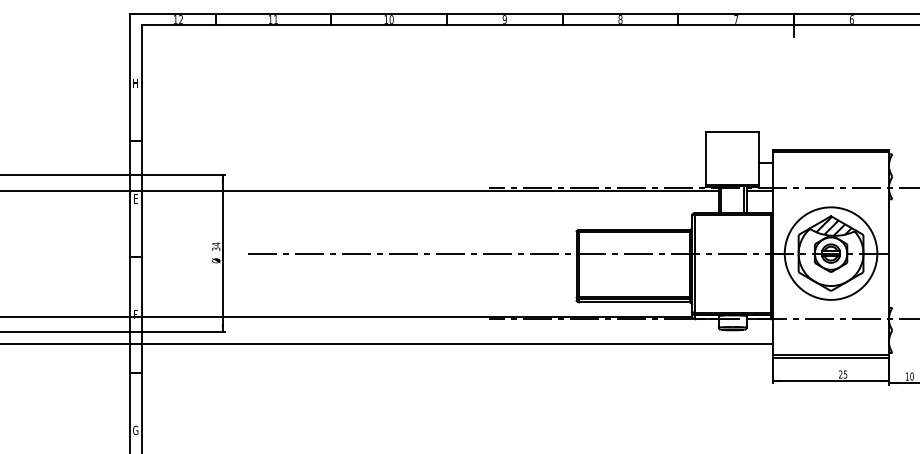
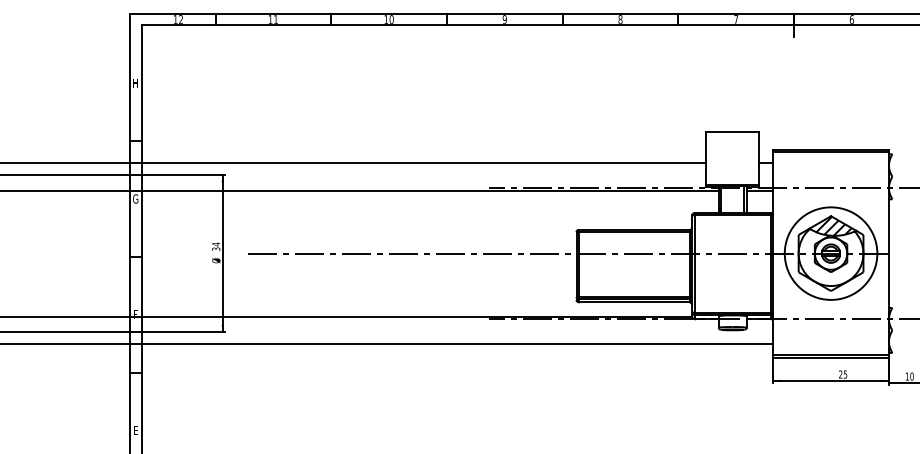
line: none -> present (354, 162)
text: E -> G (135, 198)
text: G -> E (135, 430)
